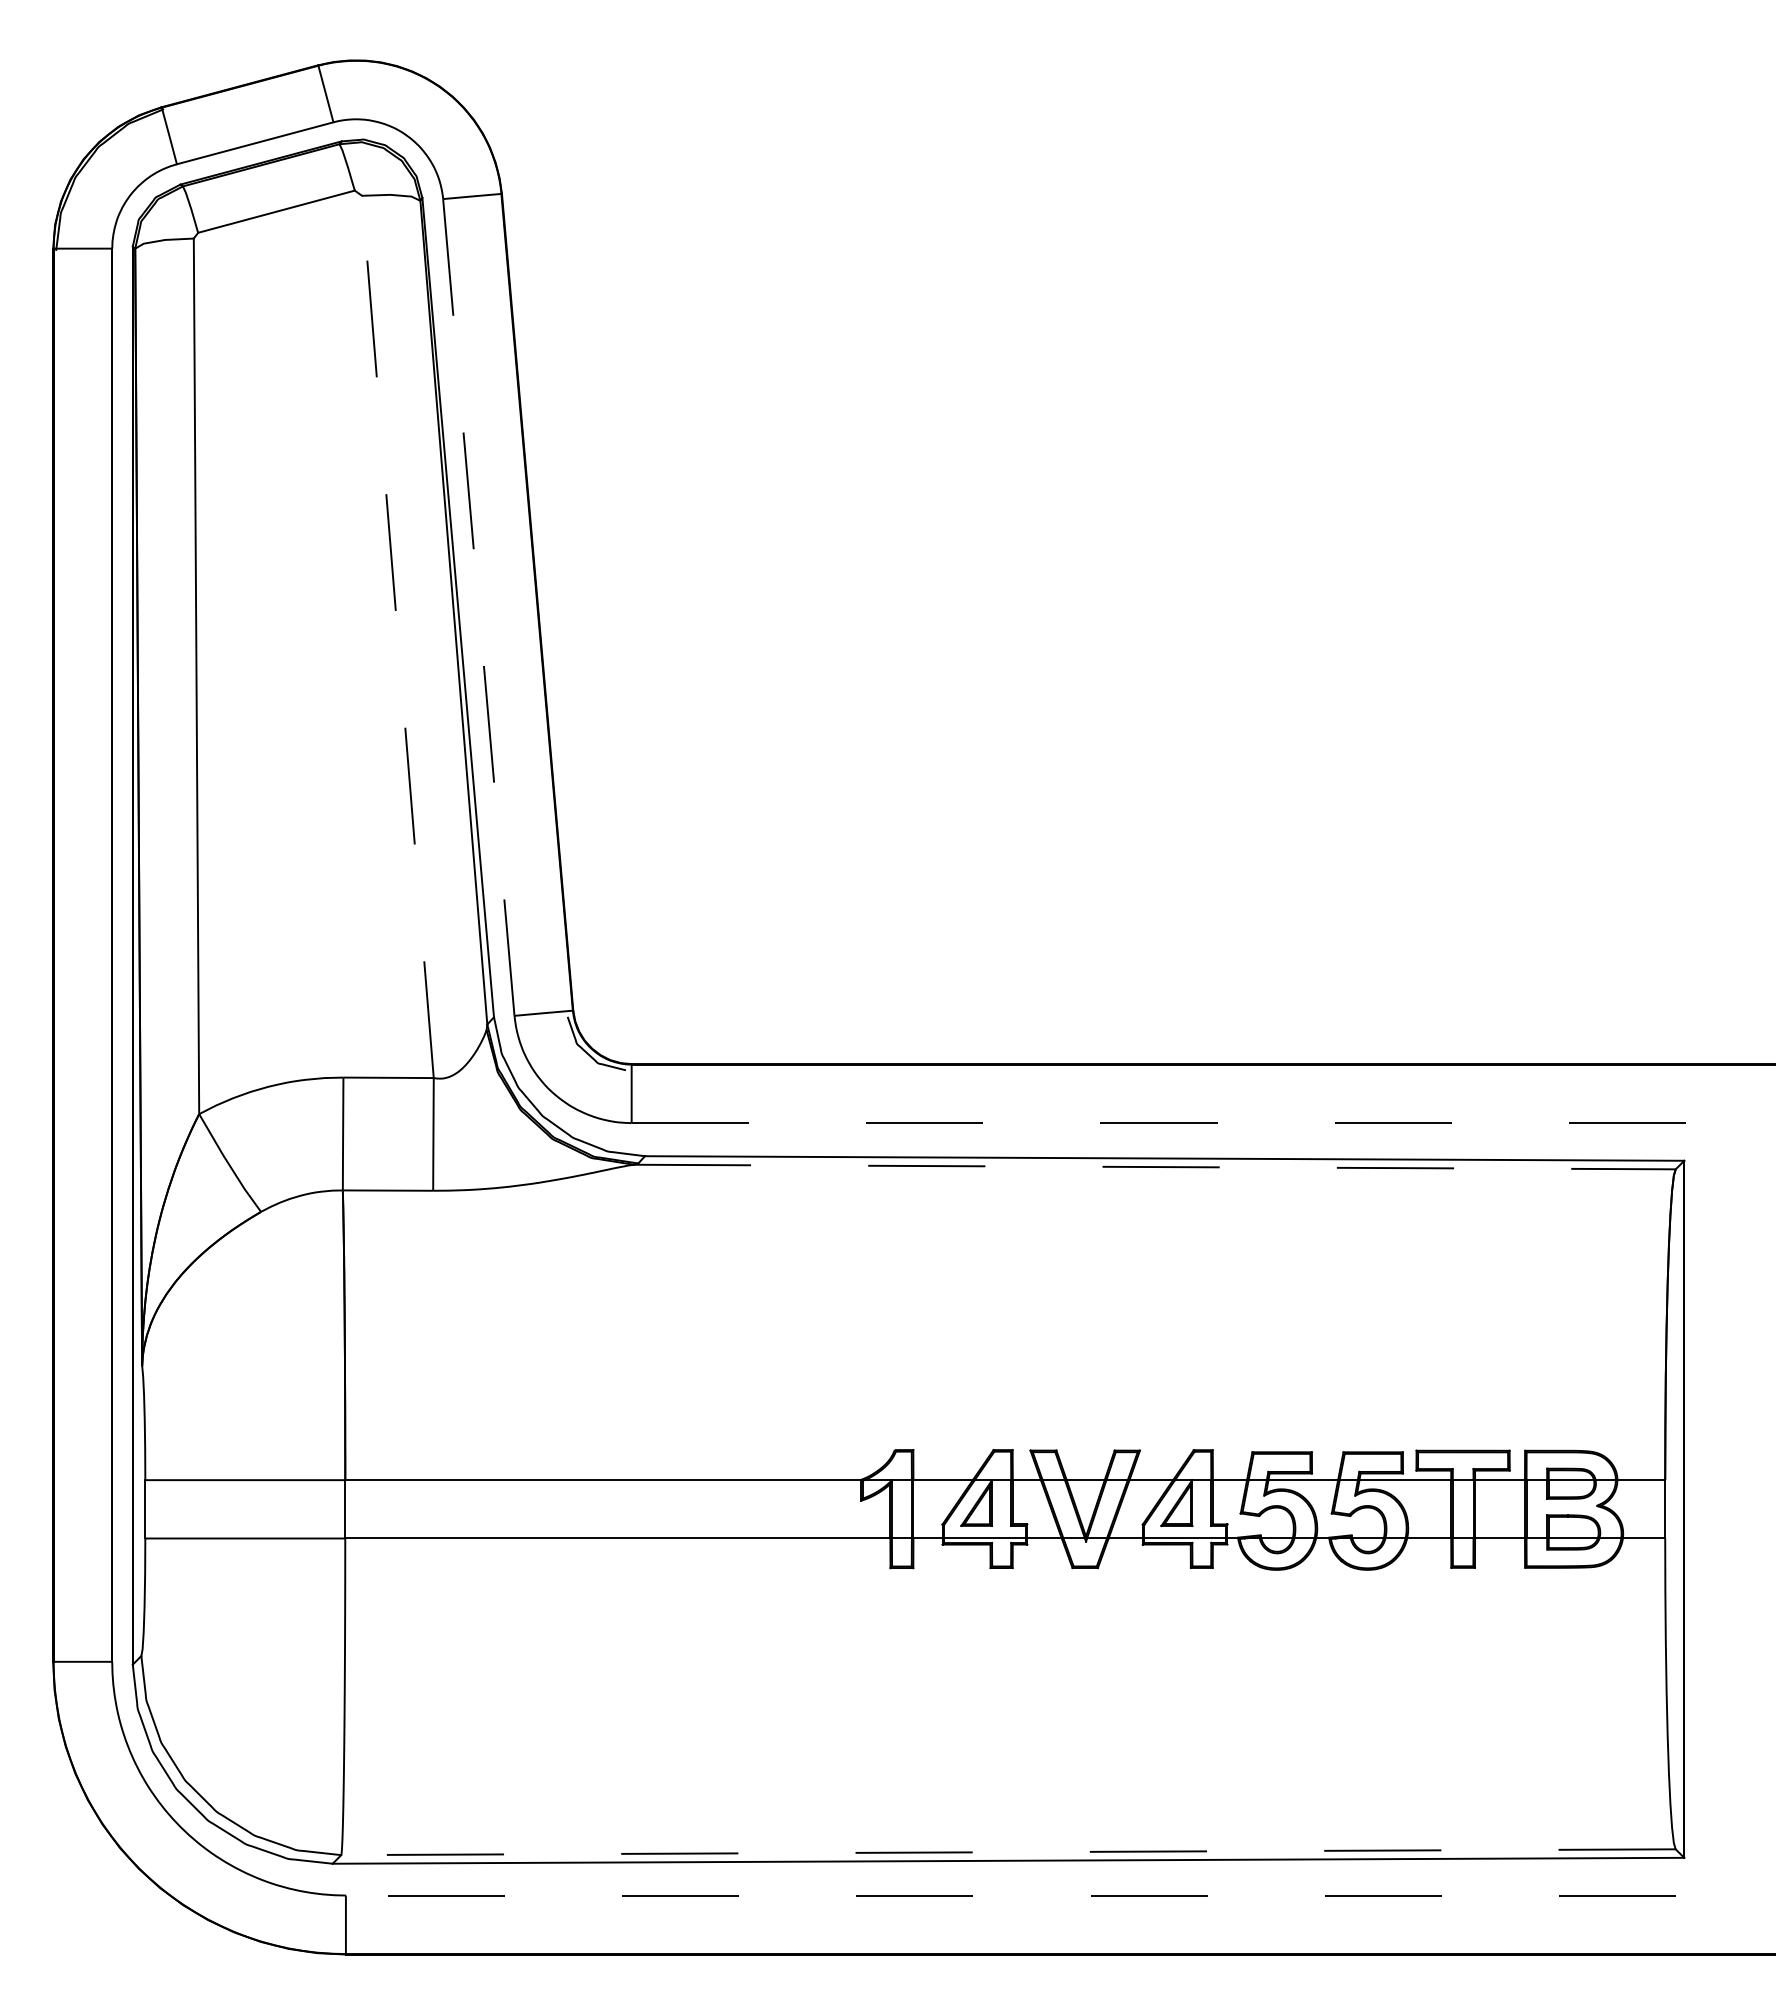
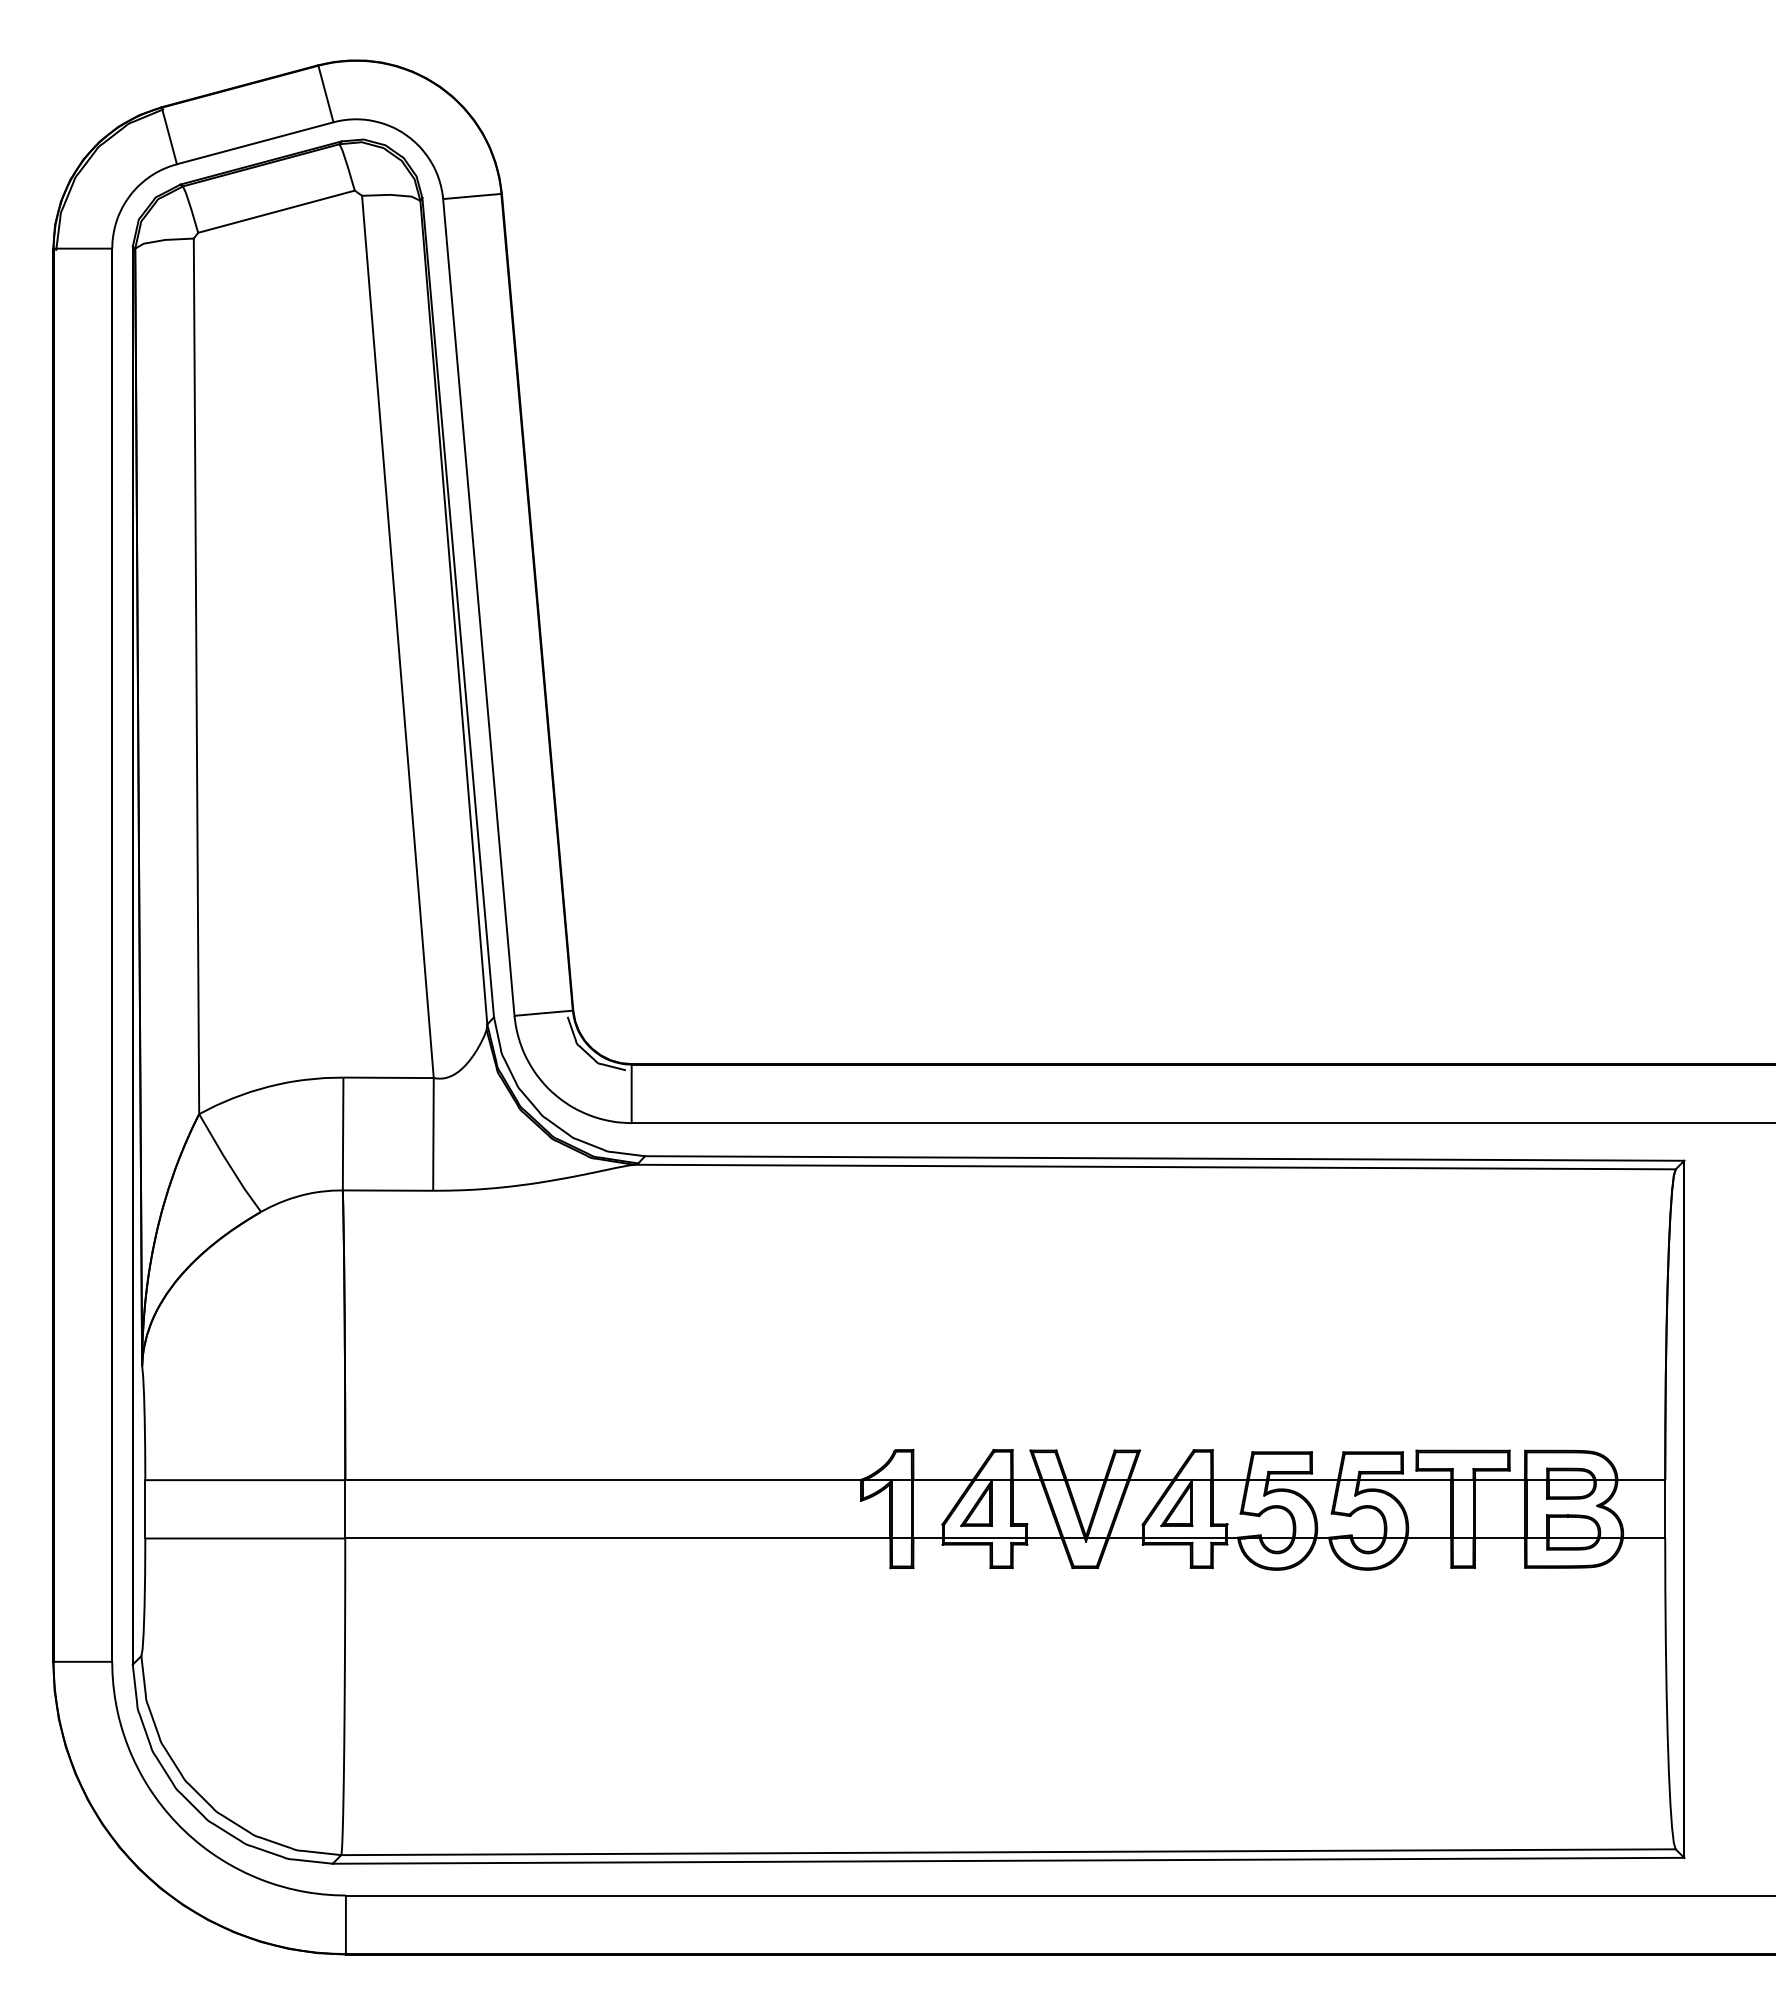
line: dashed -> solid (478, 607)
line: dashed -> solid (397, 636)
line: dashed -> solid (1203, 1123)
line: dashed -> solid (1154, 1167)
line: dashed -> solid (1007, 1852)
line: dashed -> solid (1060, 1895)
